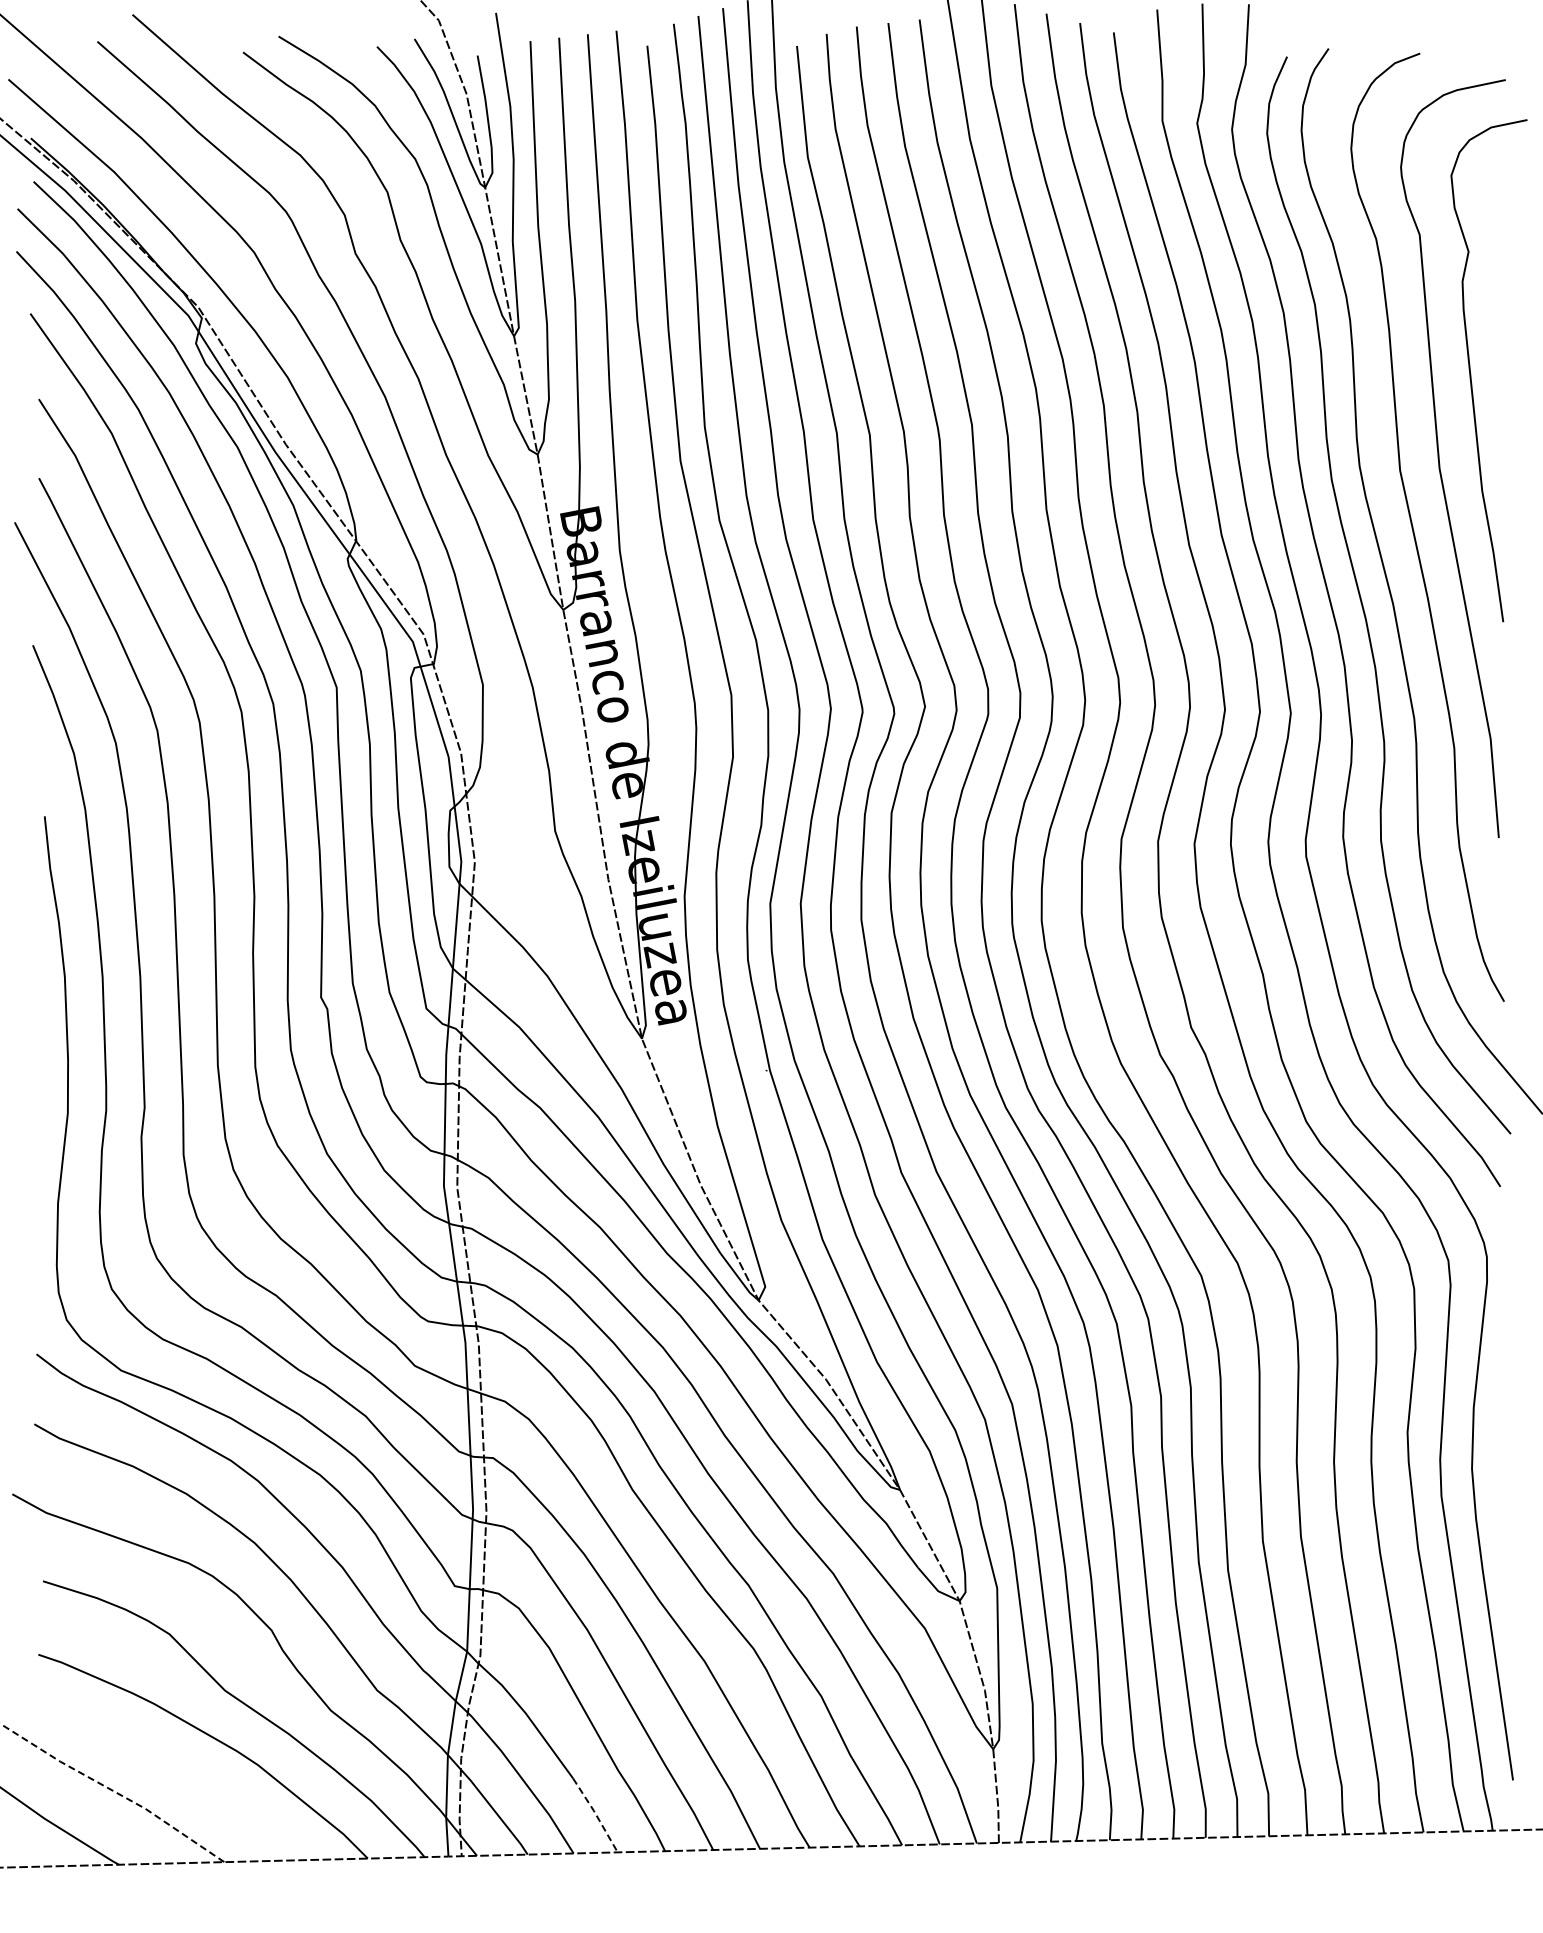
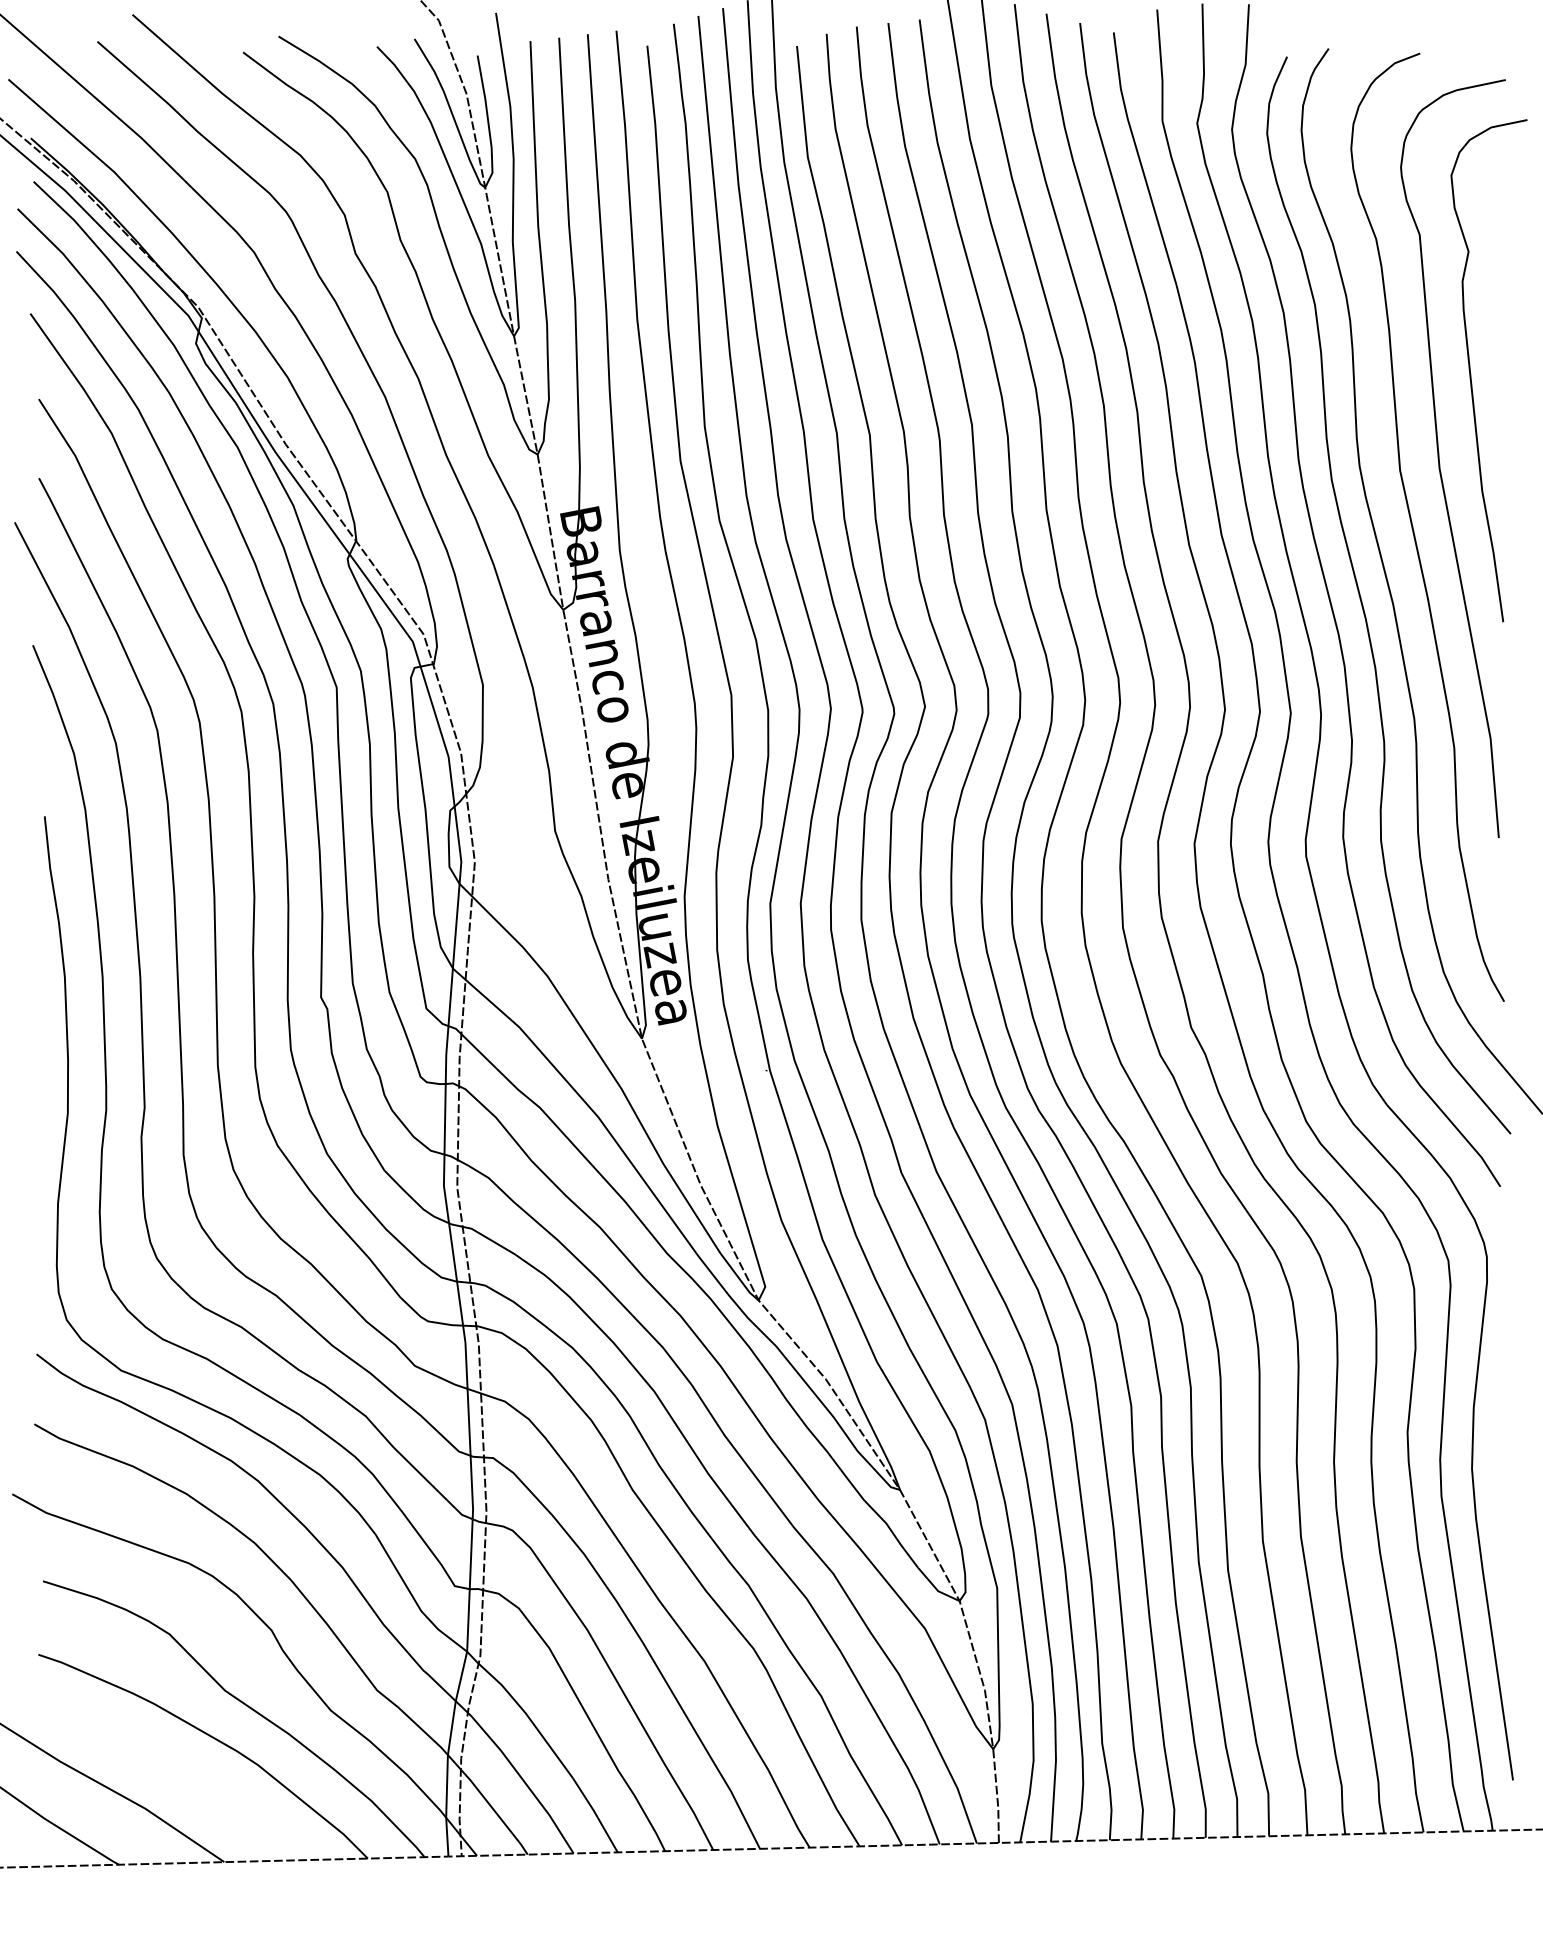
line: dashed -> solid (113, 1790)
line: dashed -> solid (596, 1814)
